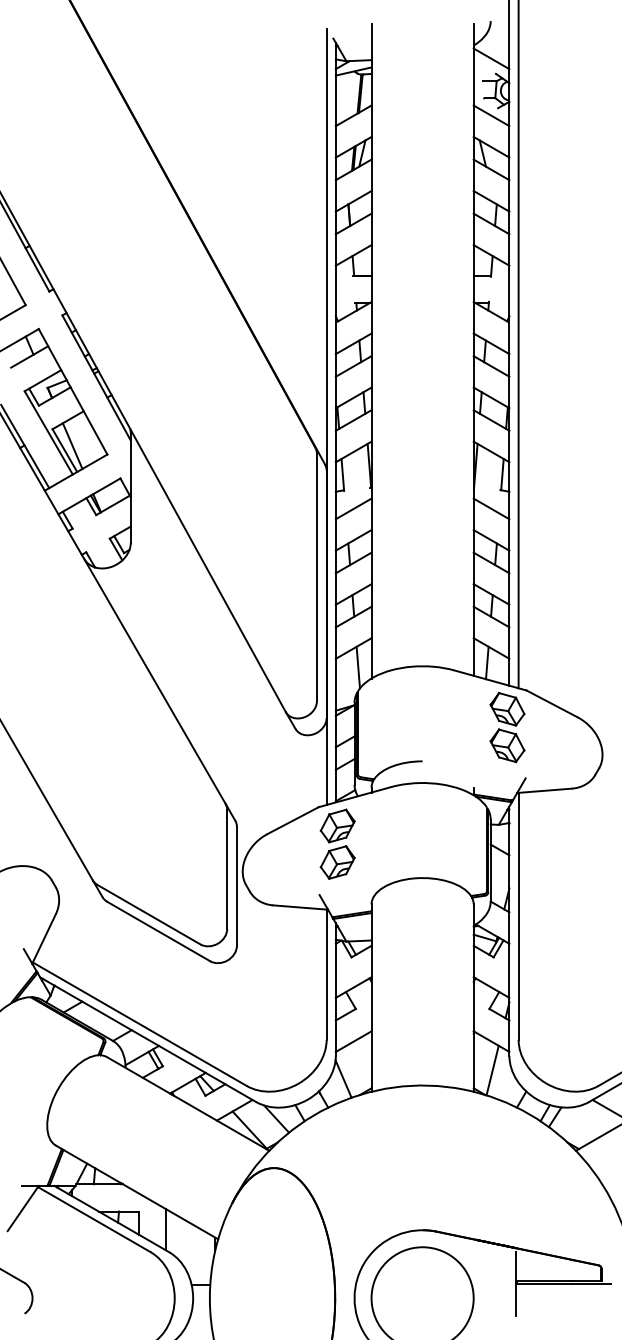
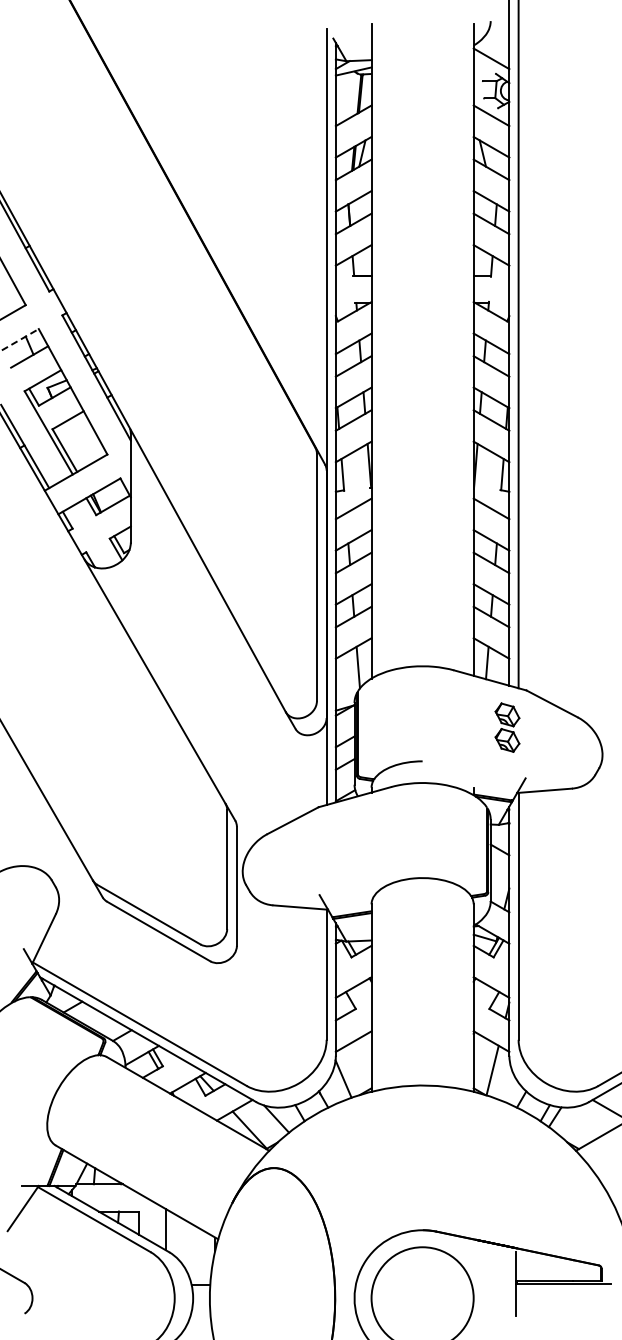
line: solid -> dashed (19, 340)
line: present -> none (72, 445)
part size: 37x72 px -> 27x51 px (507, 727)
part: present -> none (337, 843)
